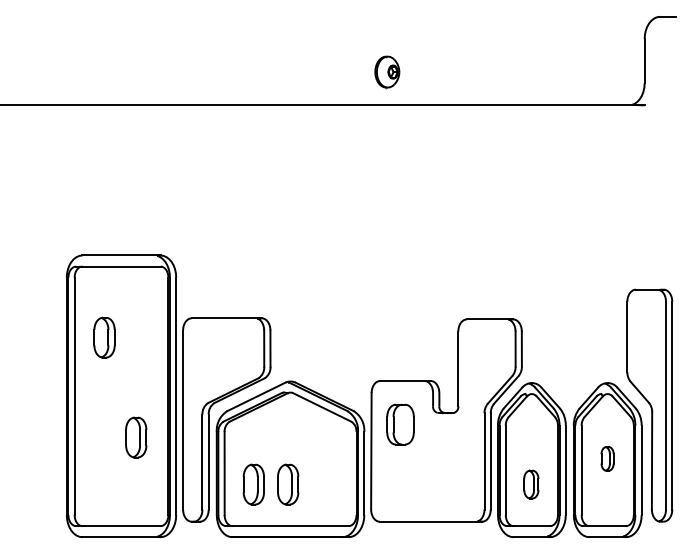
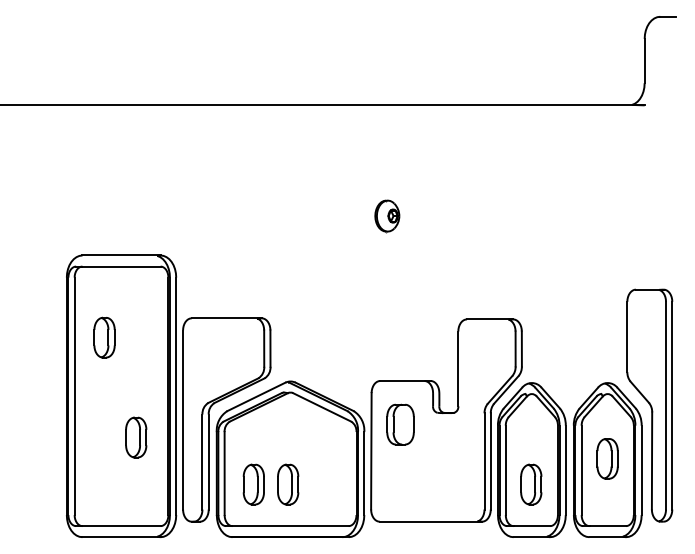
part position: (387, 72) -> (387, 216) (387, 216)
part size: 15x26 px -> 23x42 px (607, 458)
part size: 17x31 px -> 23x43 px (531, 484)
